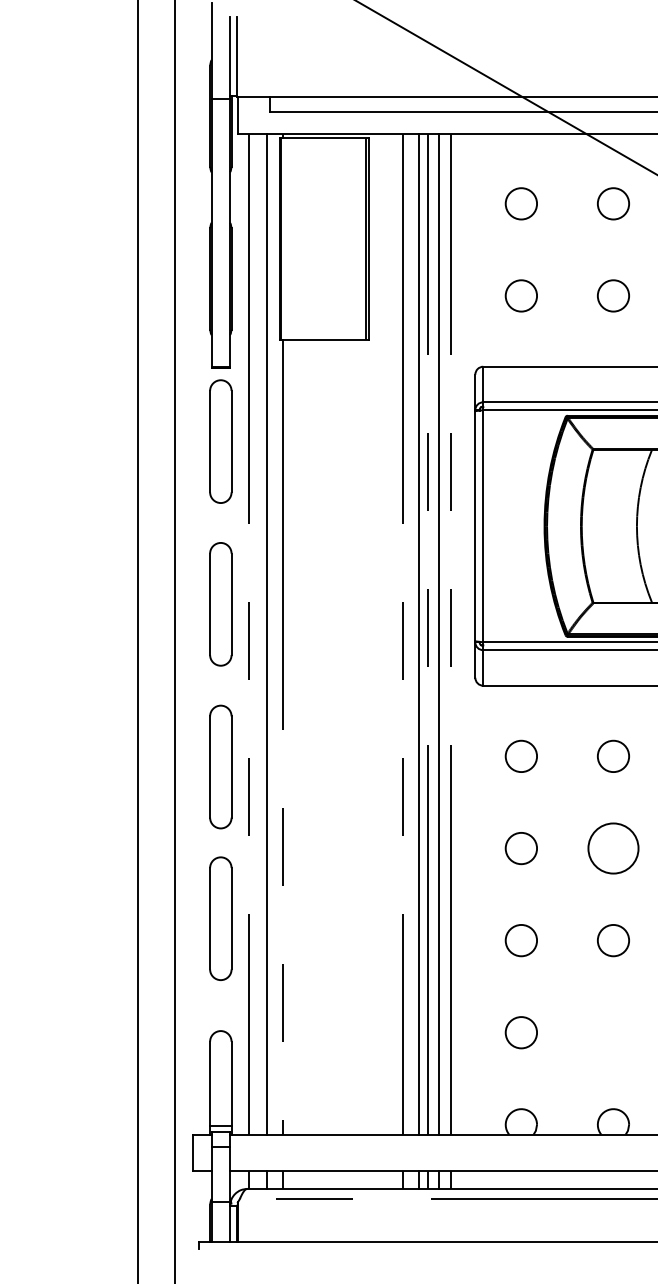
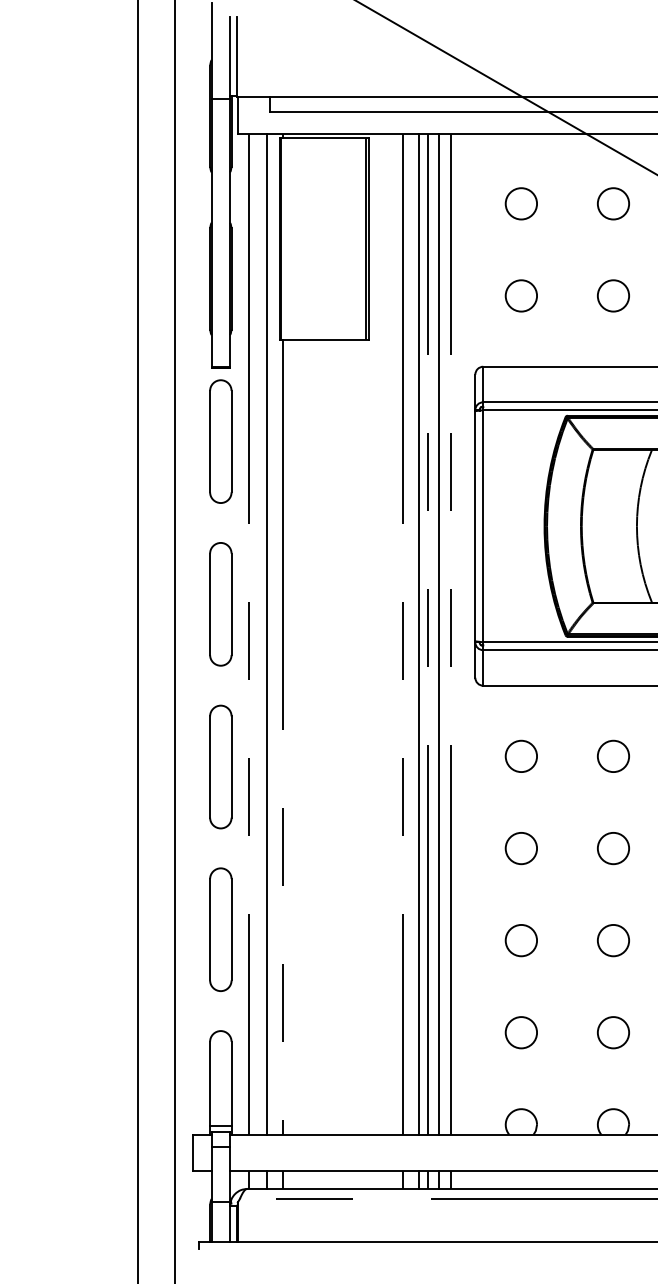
circle diameter: 50 px -> 31 px (613, 848)
part position: (220, 918) -> (220, 929) (220, 929)
circle: none -> present (613, 1032)
